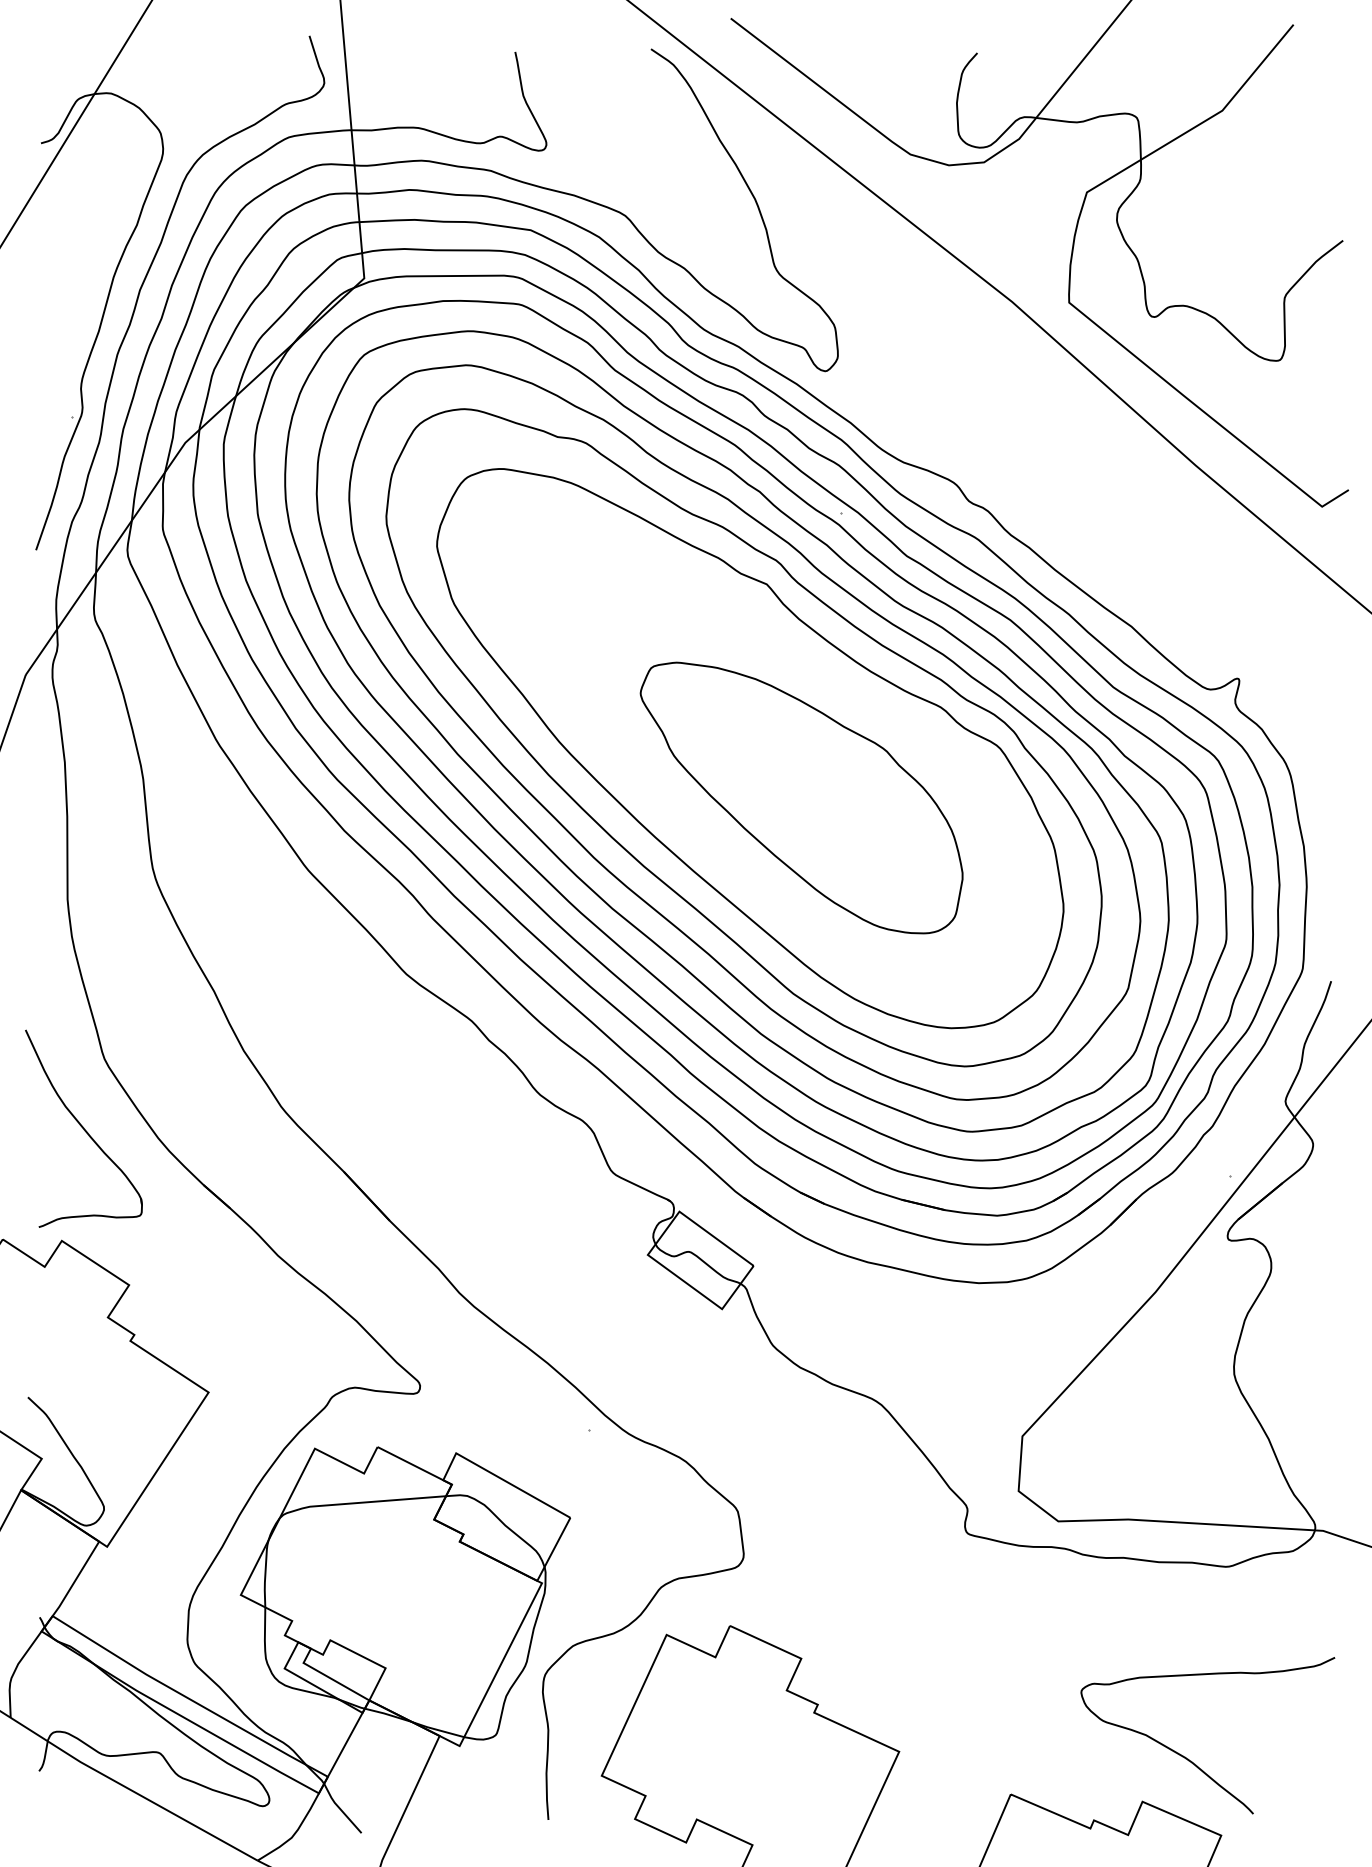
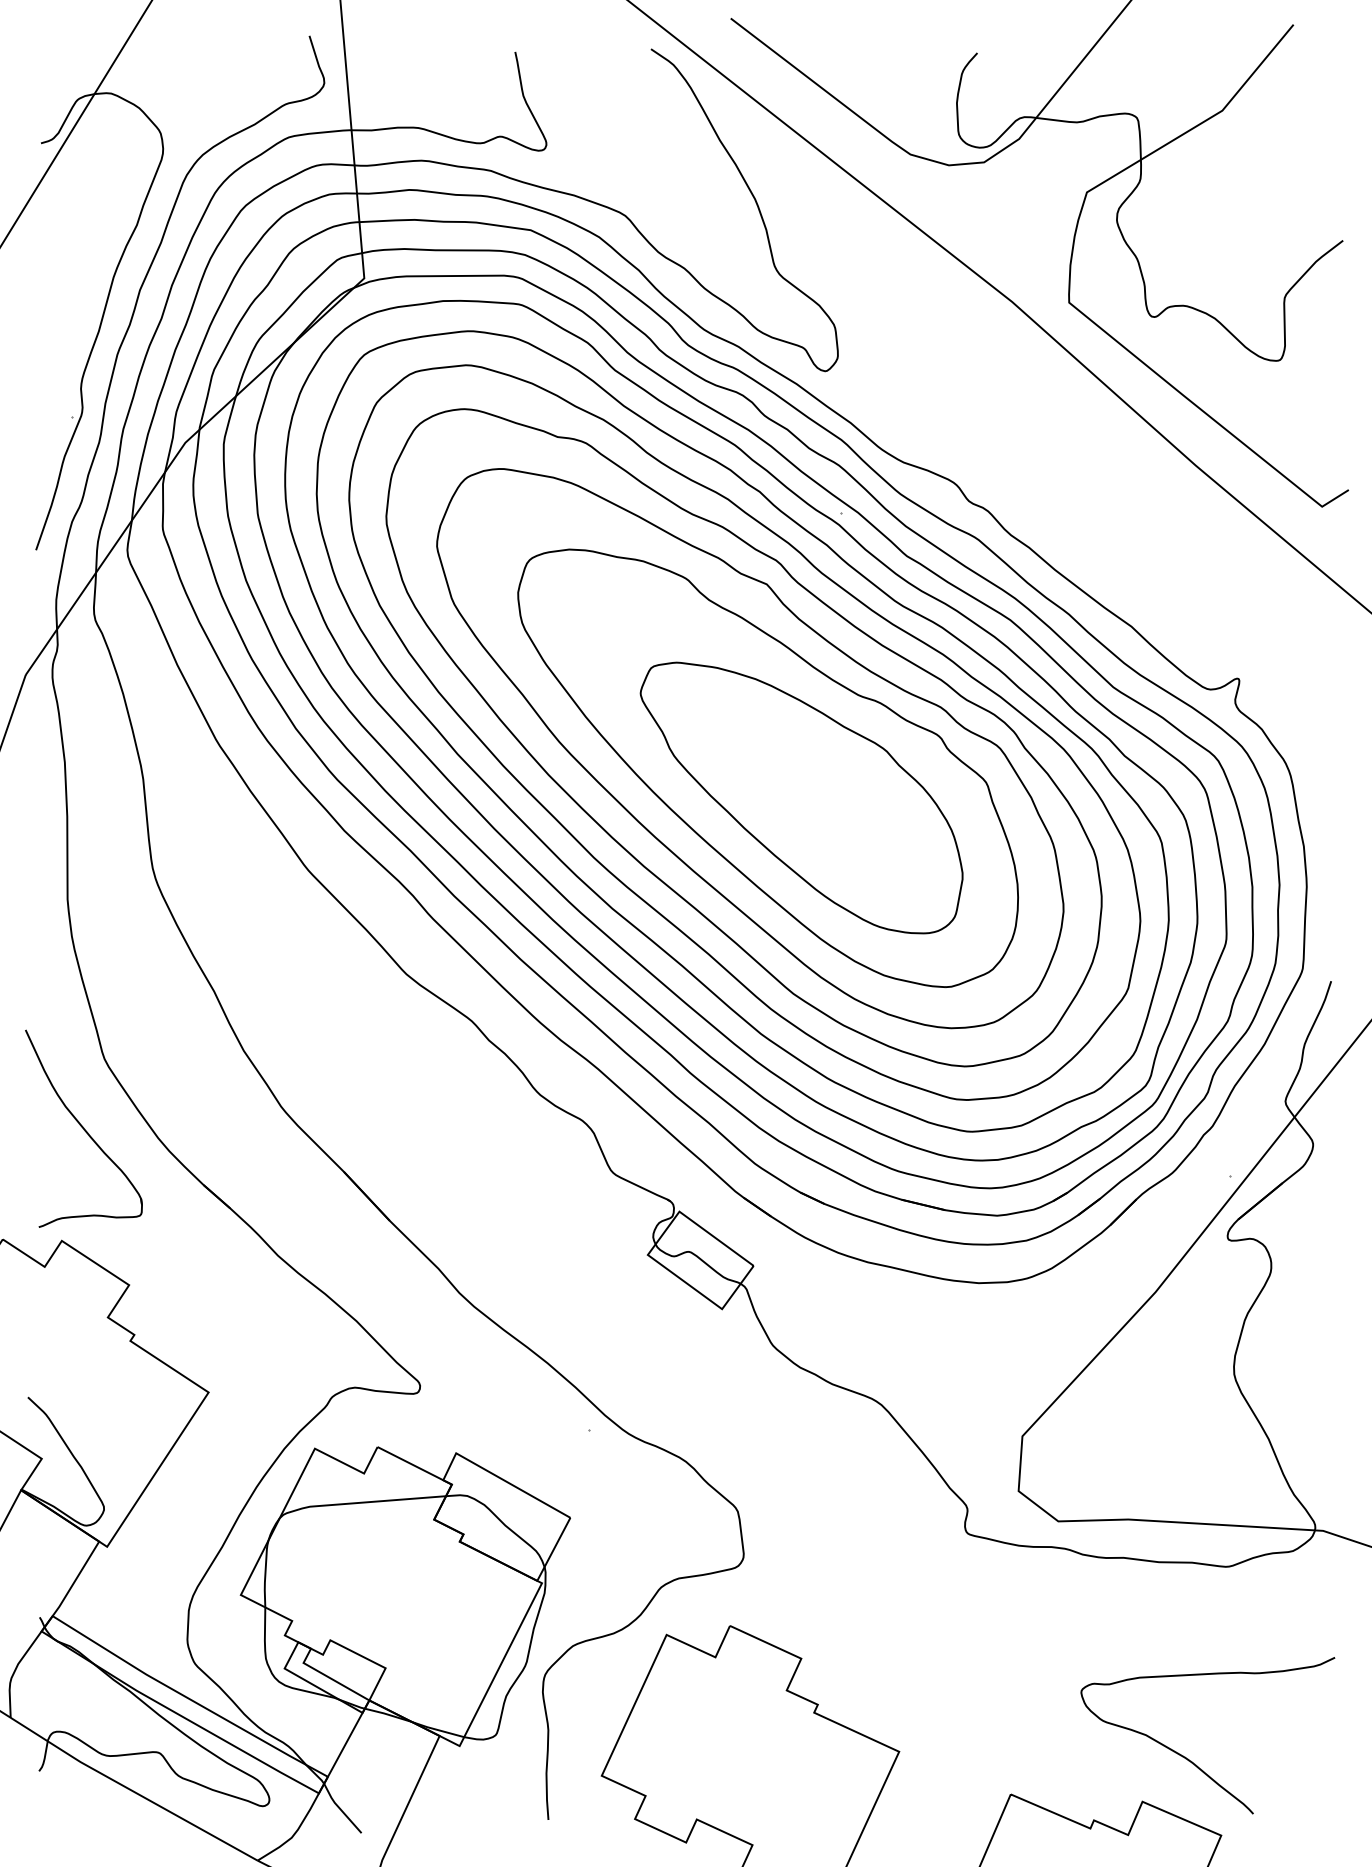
part: none -> present (767, 768)
